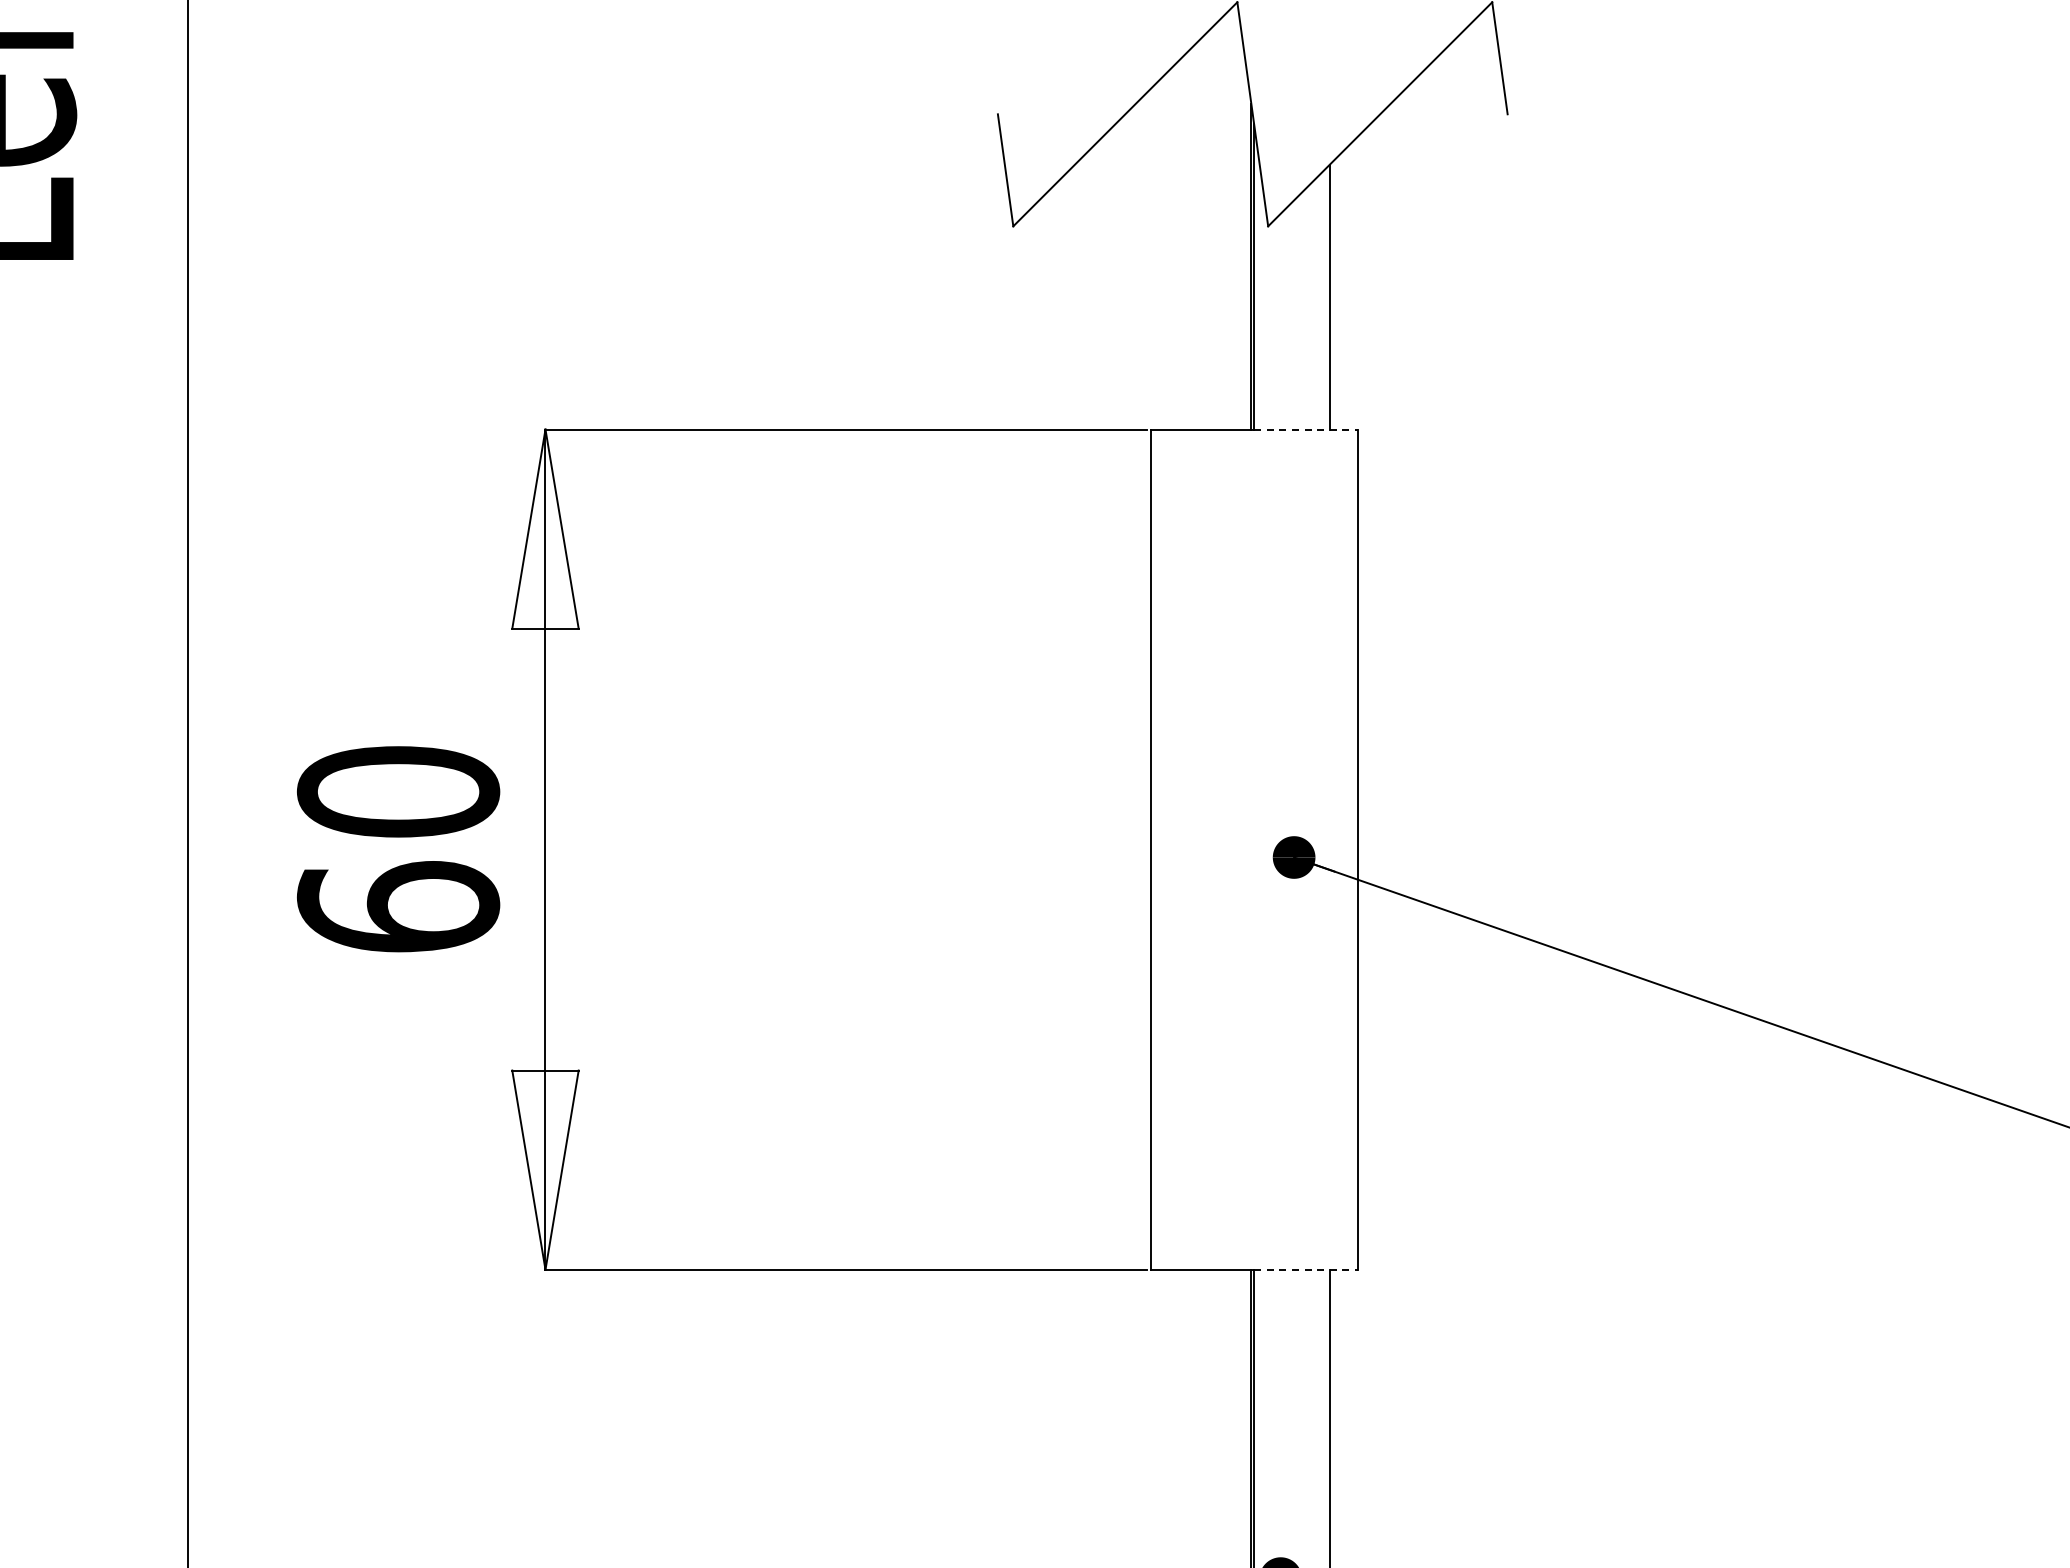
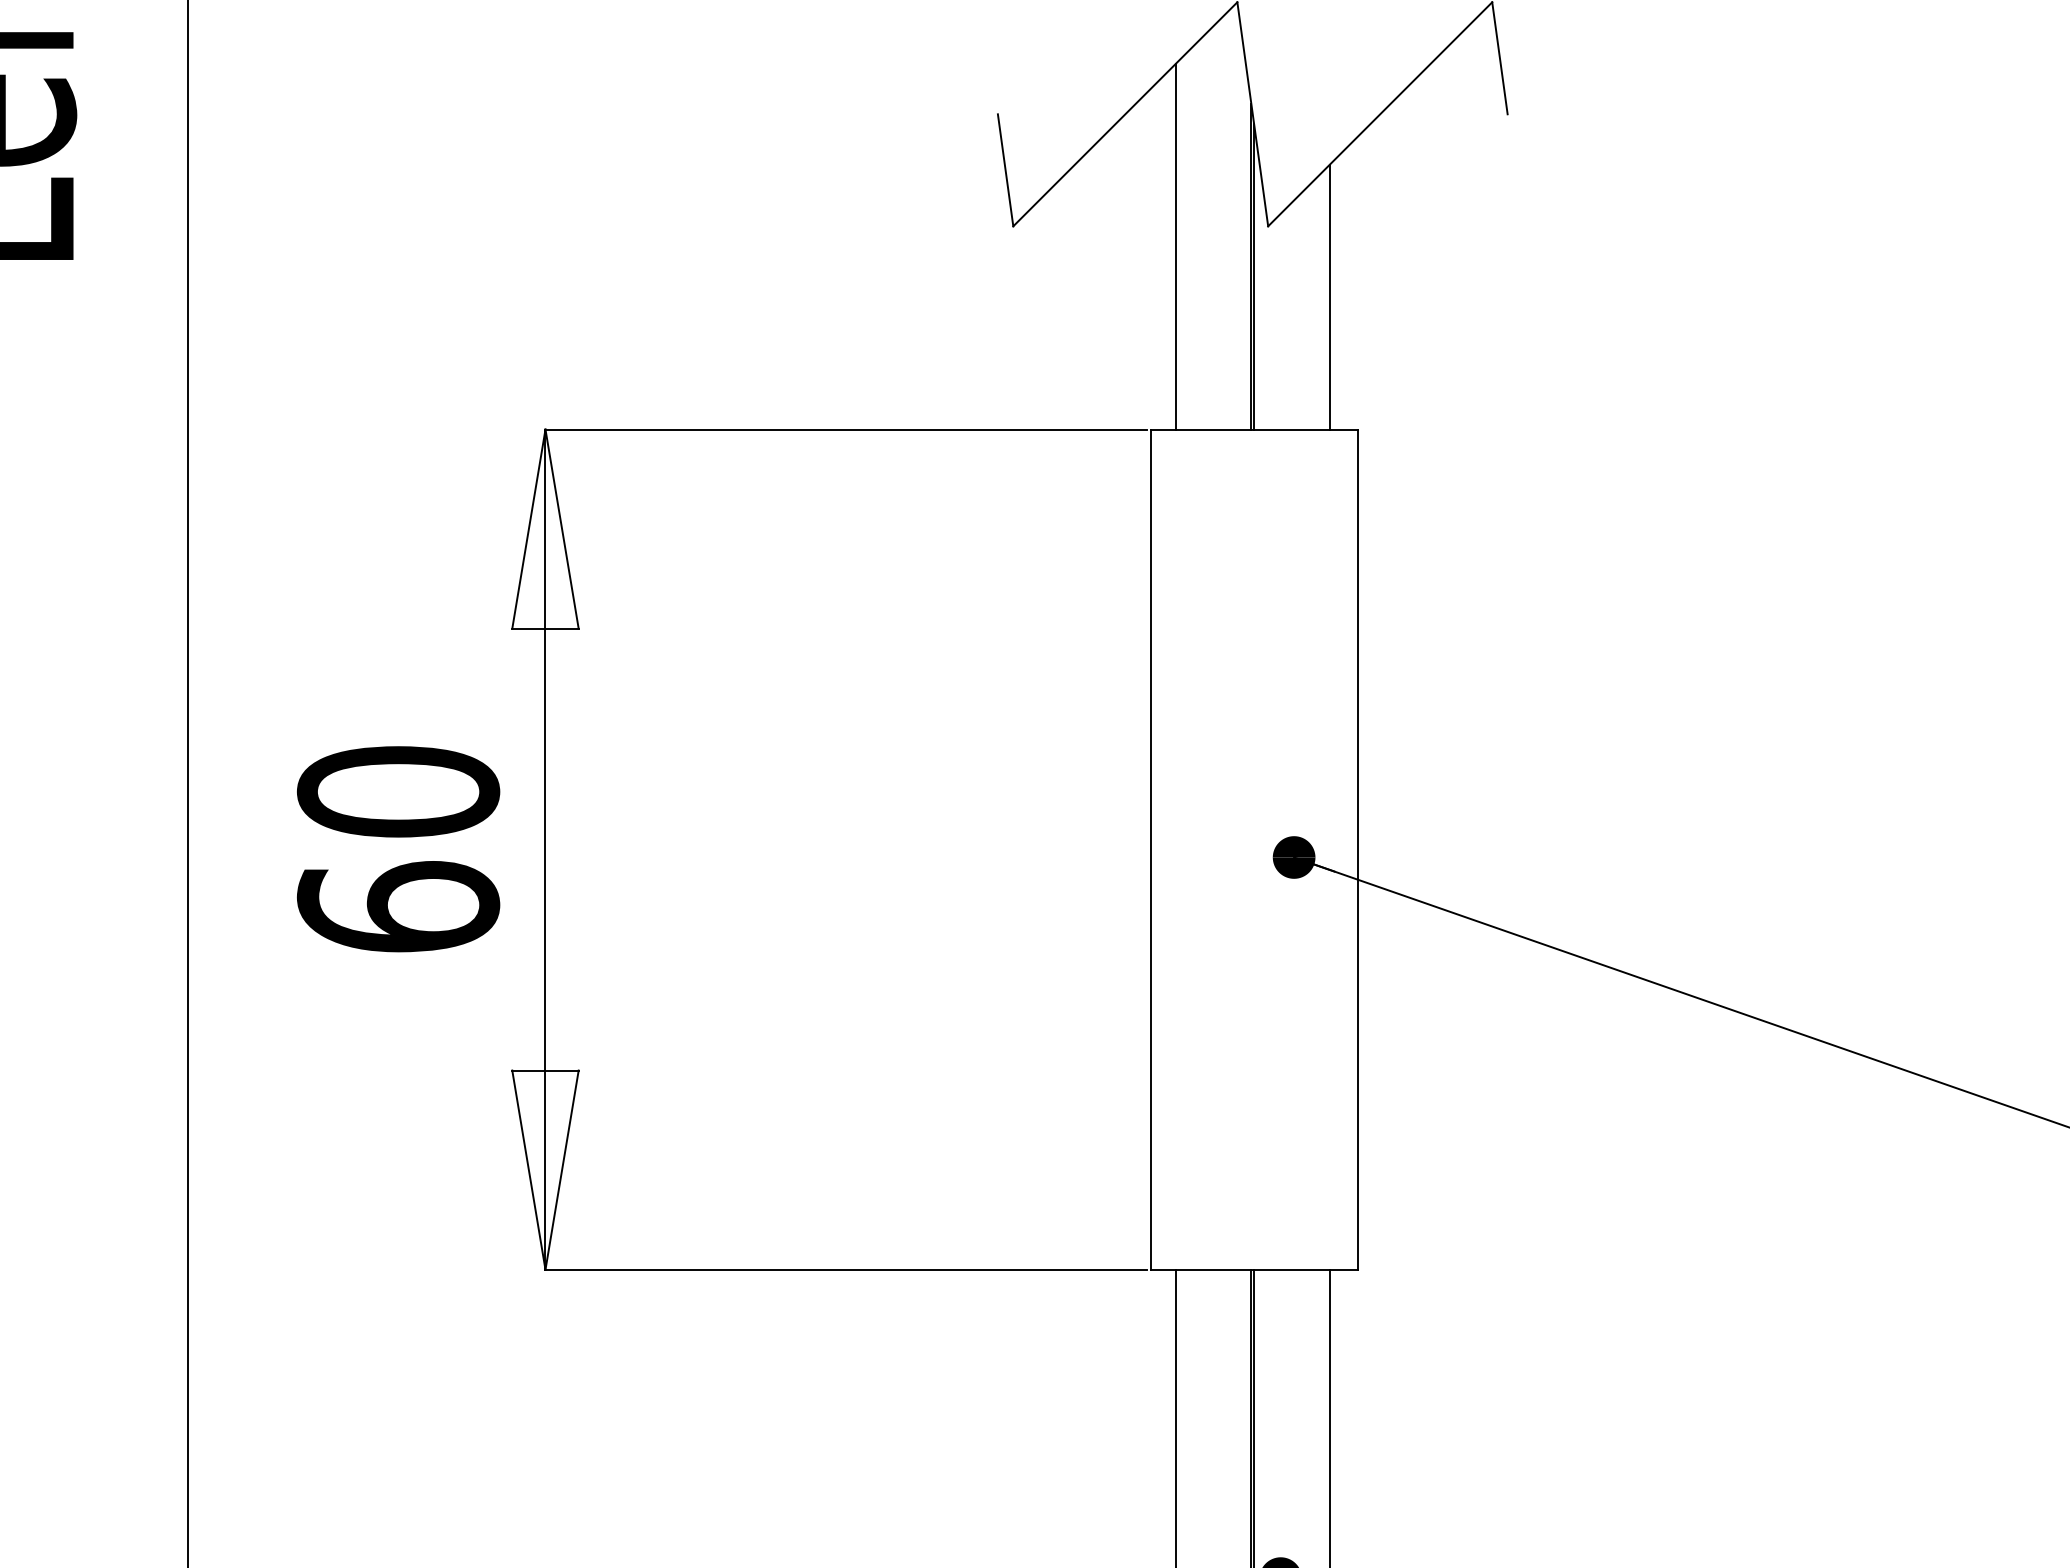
line: none -> present (1175, 246)
line: dashed -> solid (1305, 429)
line: dashed -> solid (1305, 1269)
line: none -> present (1175, 1416)
